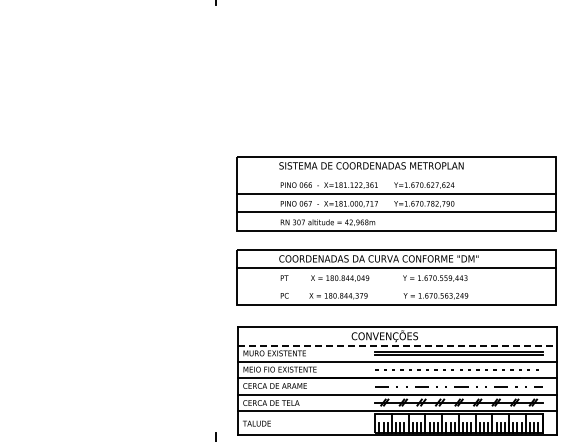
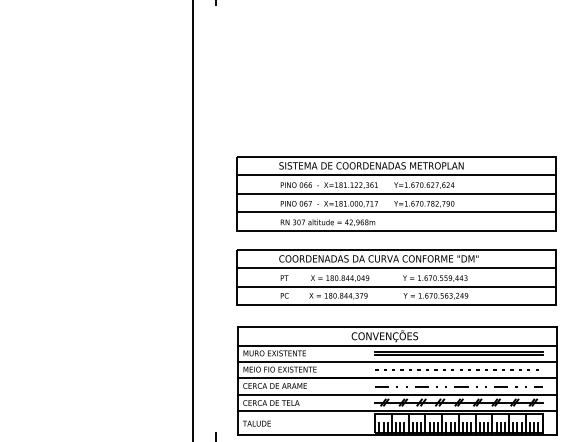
line: none -> present (396, 175)
line: none -> present (193, 220)
line: none -> present (396, 286)
line: dashed -> solid (397, 345)
